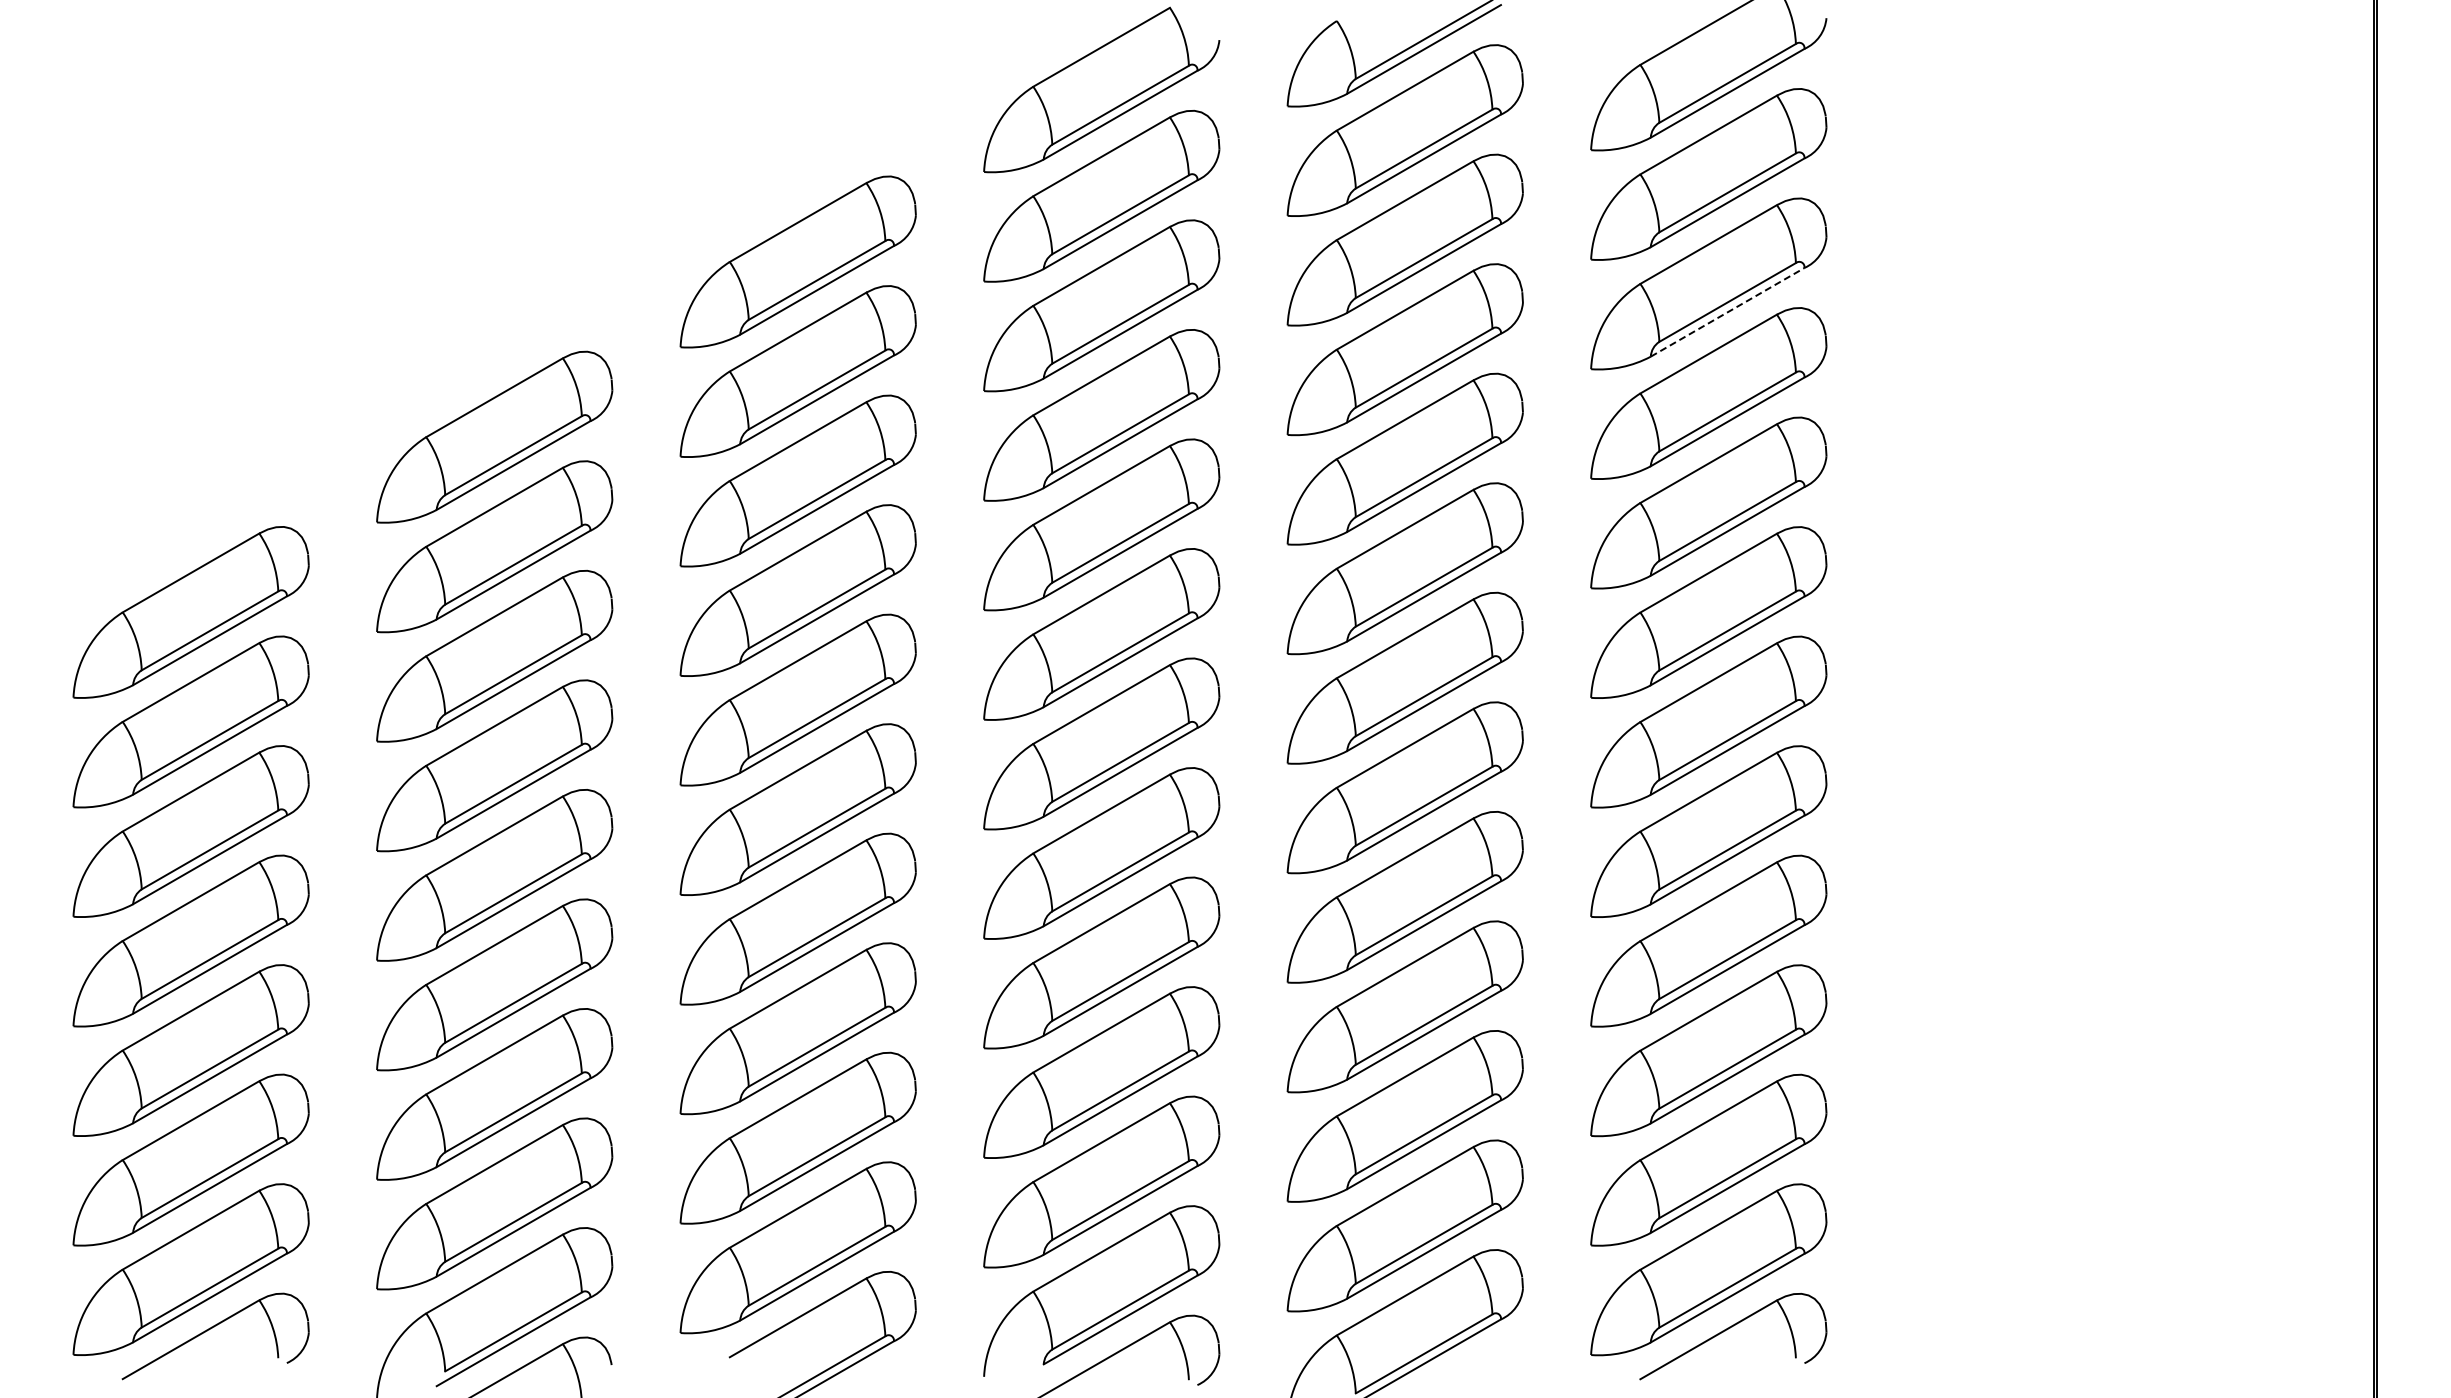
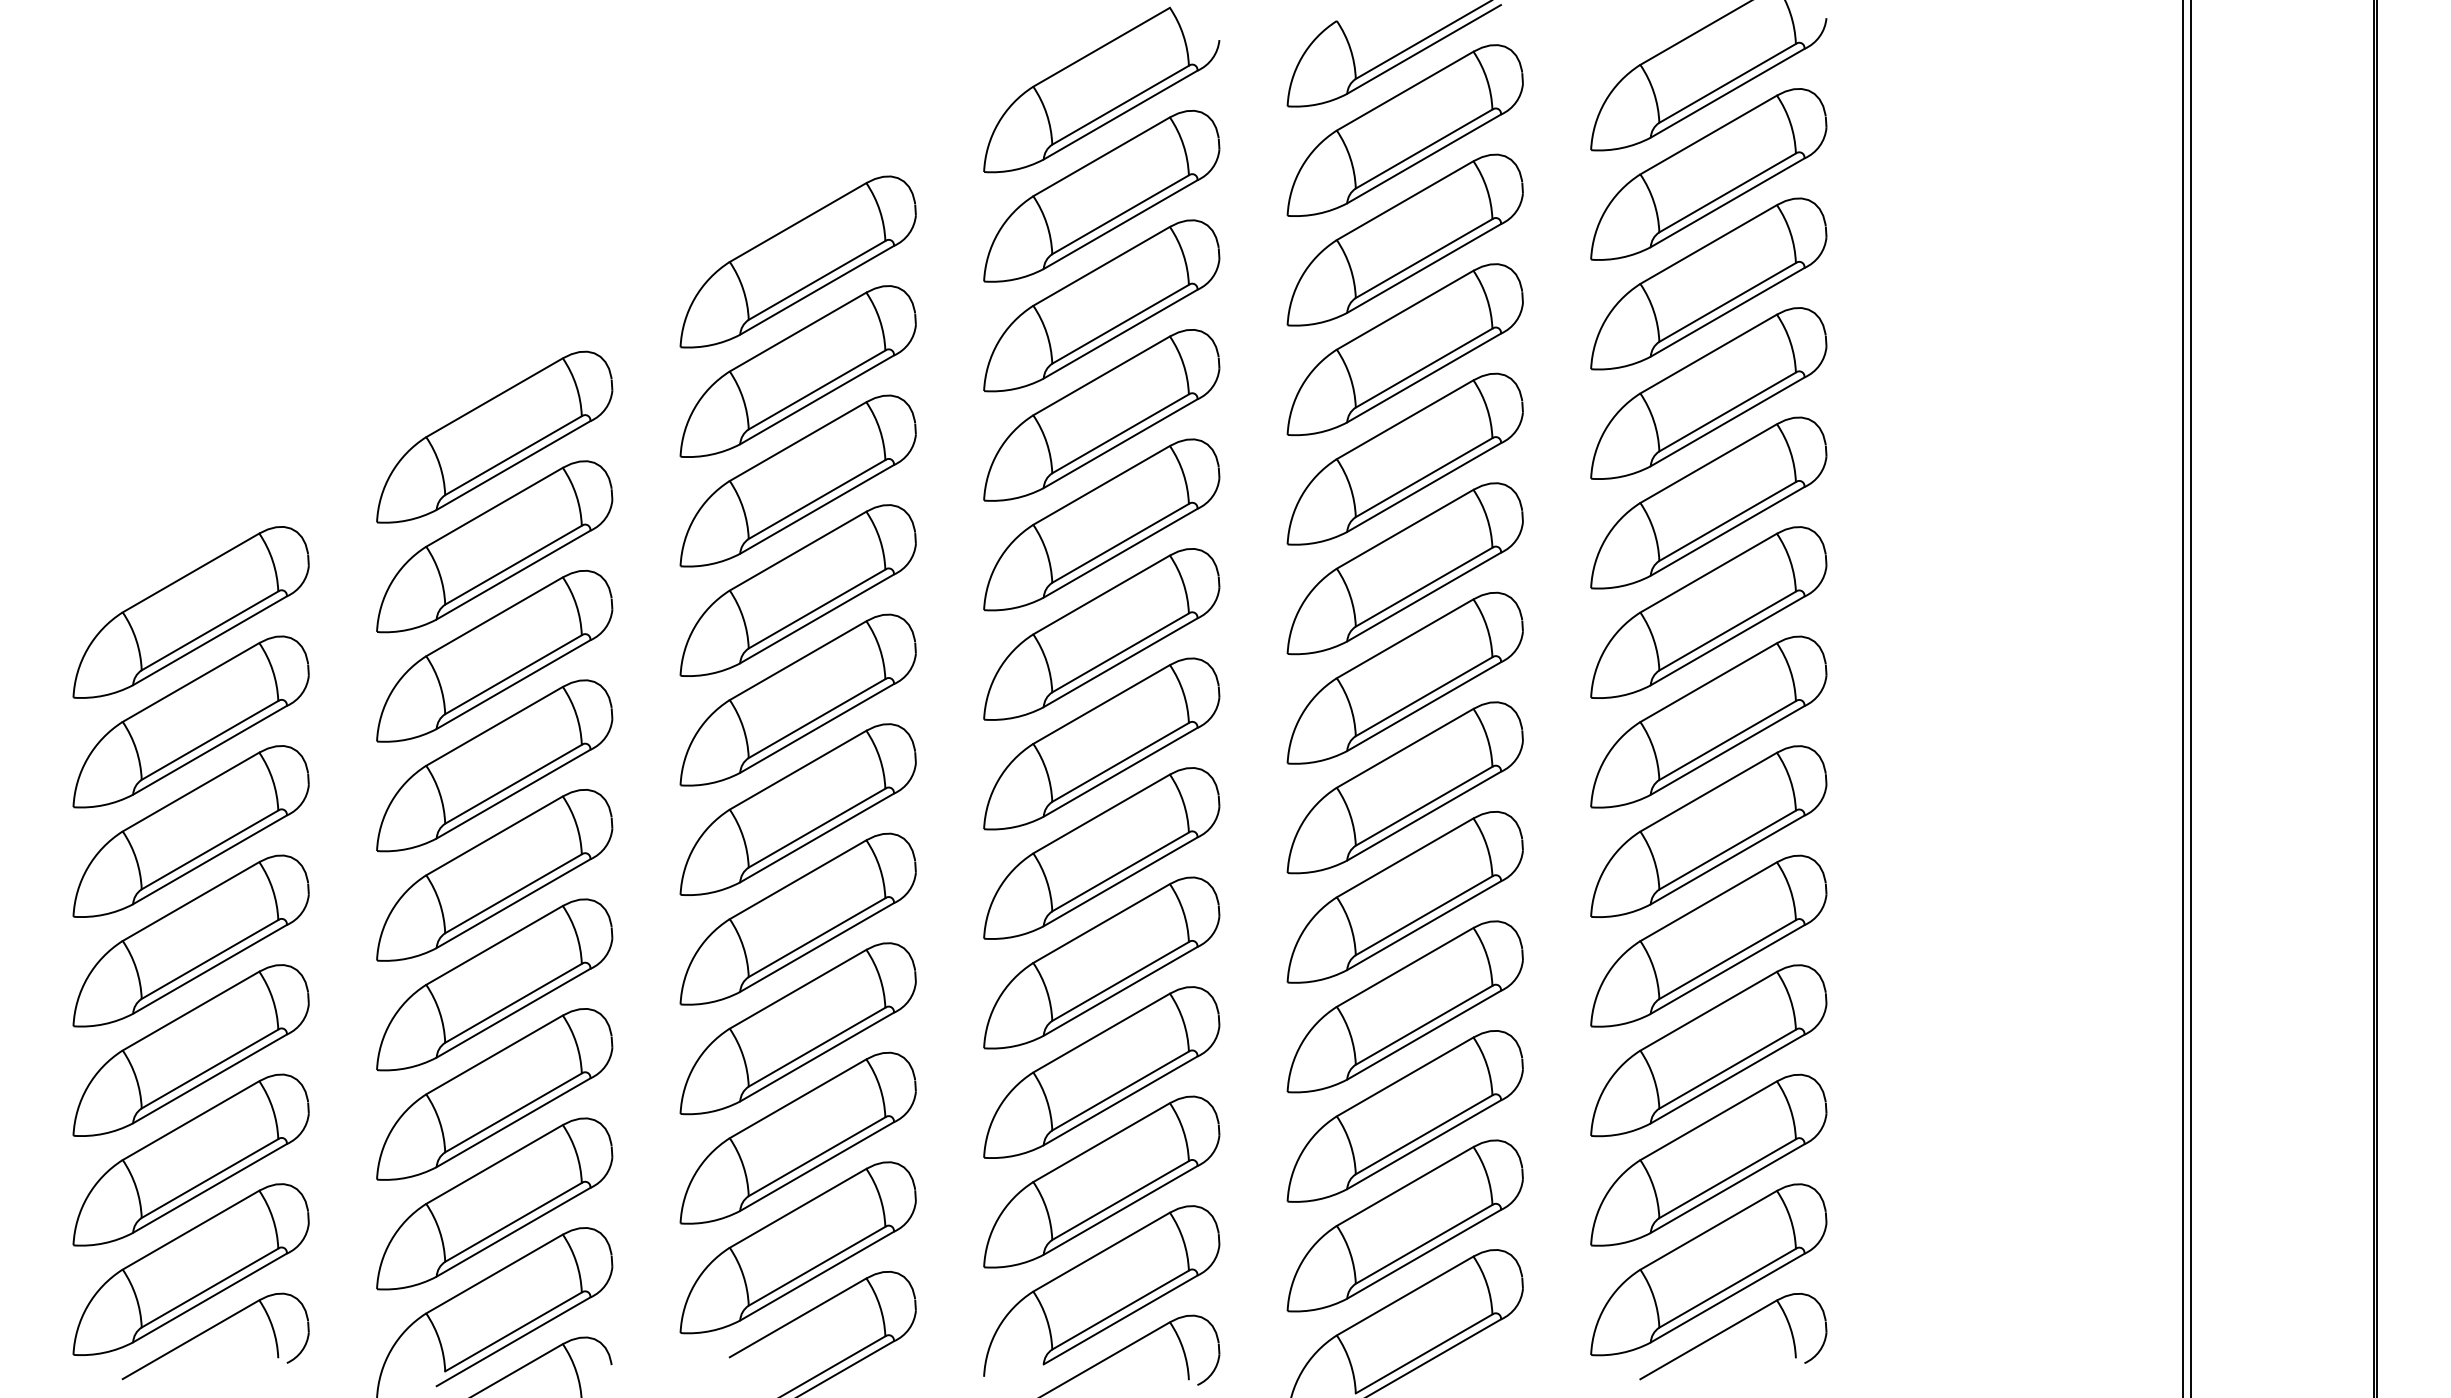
line: dashed -> solid (1727, 312)
line: none -> present (2182, 698)
line: none -> present (2190, 698)
